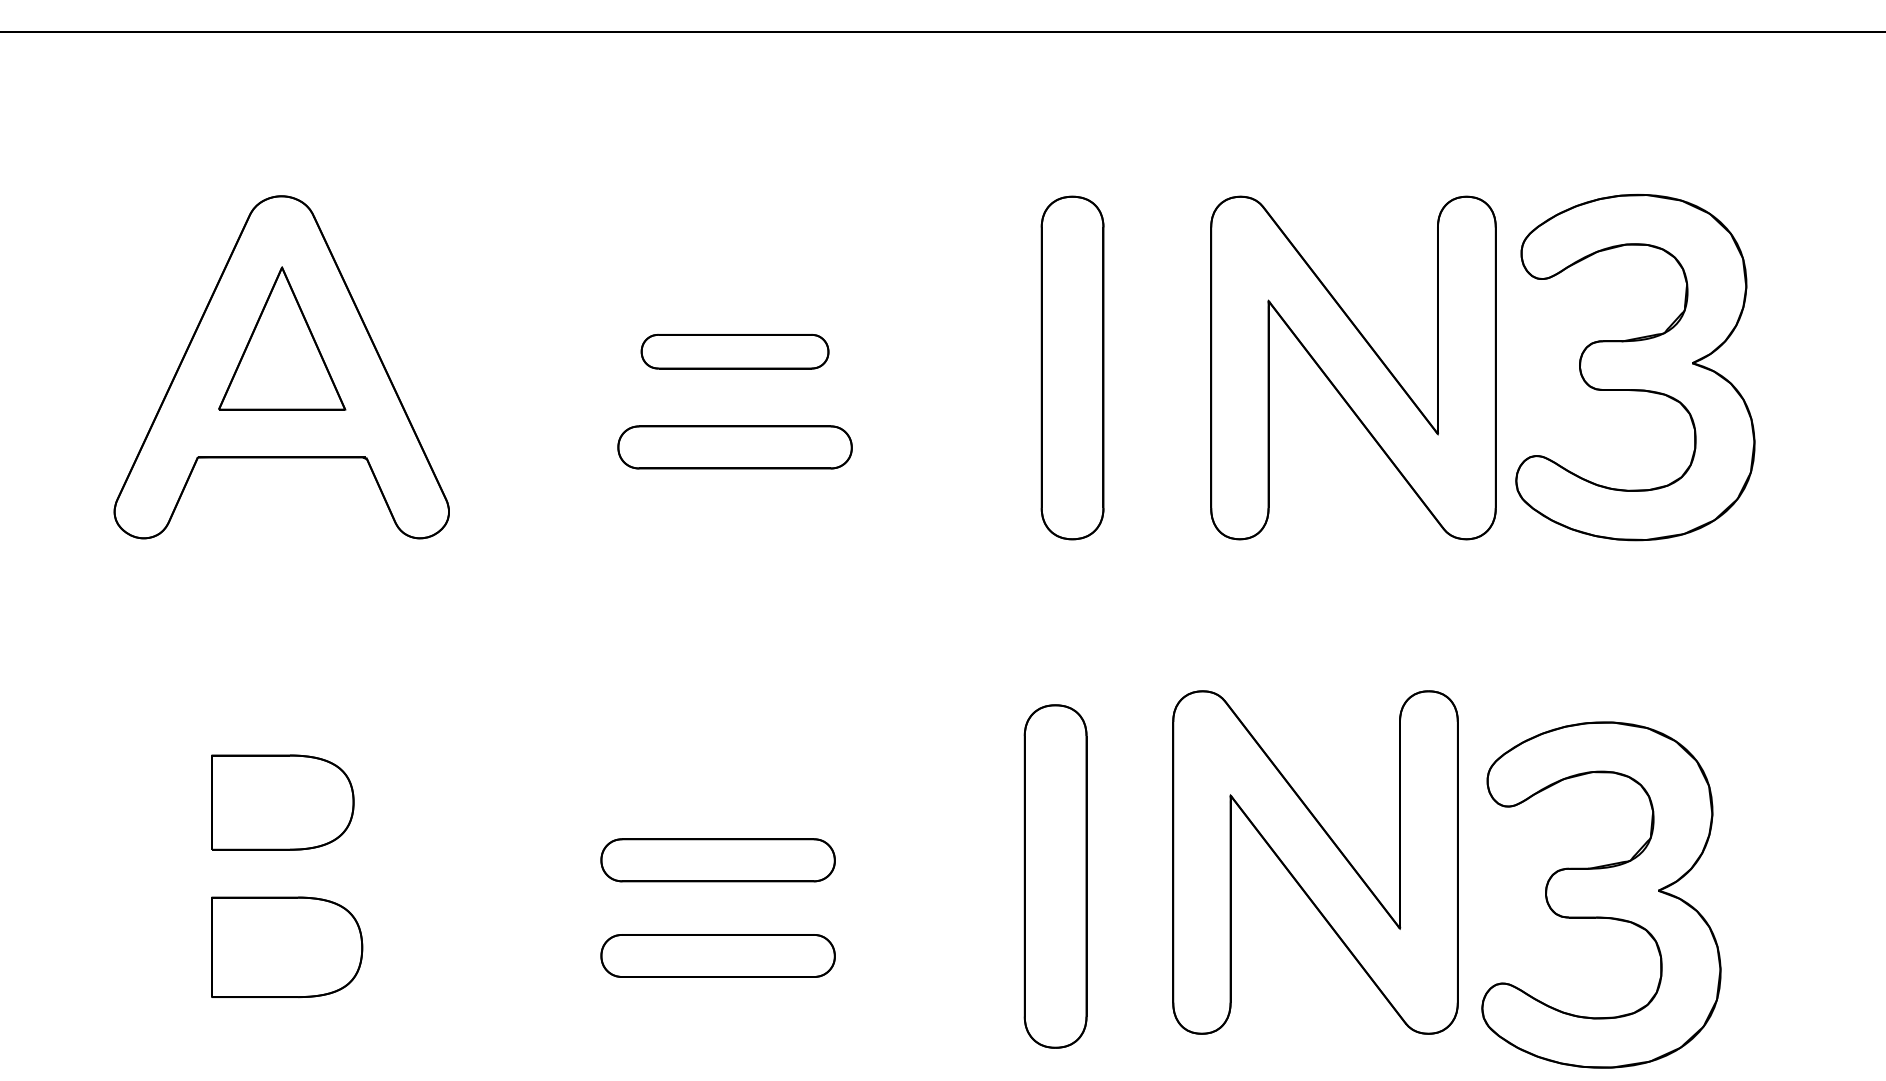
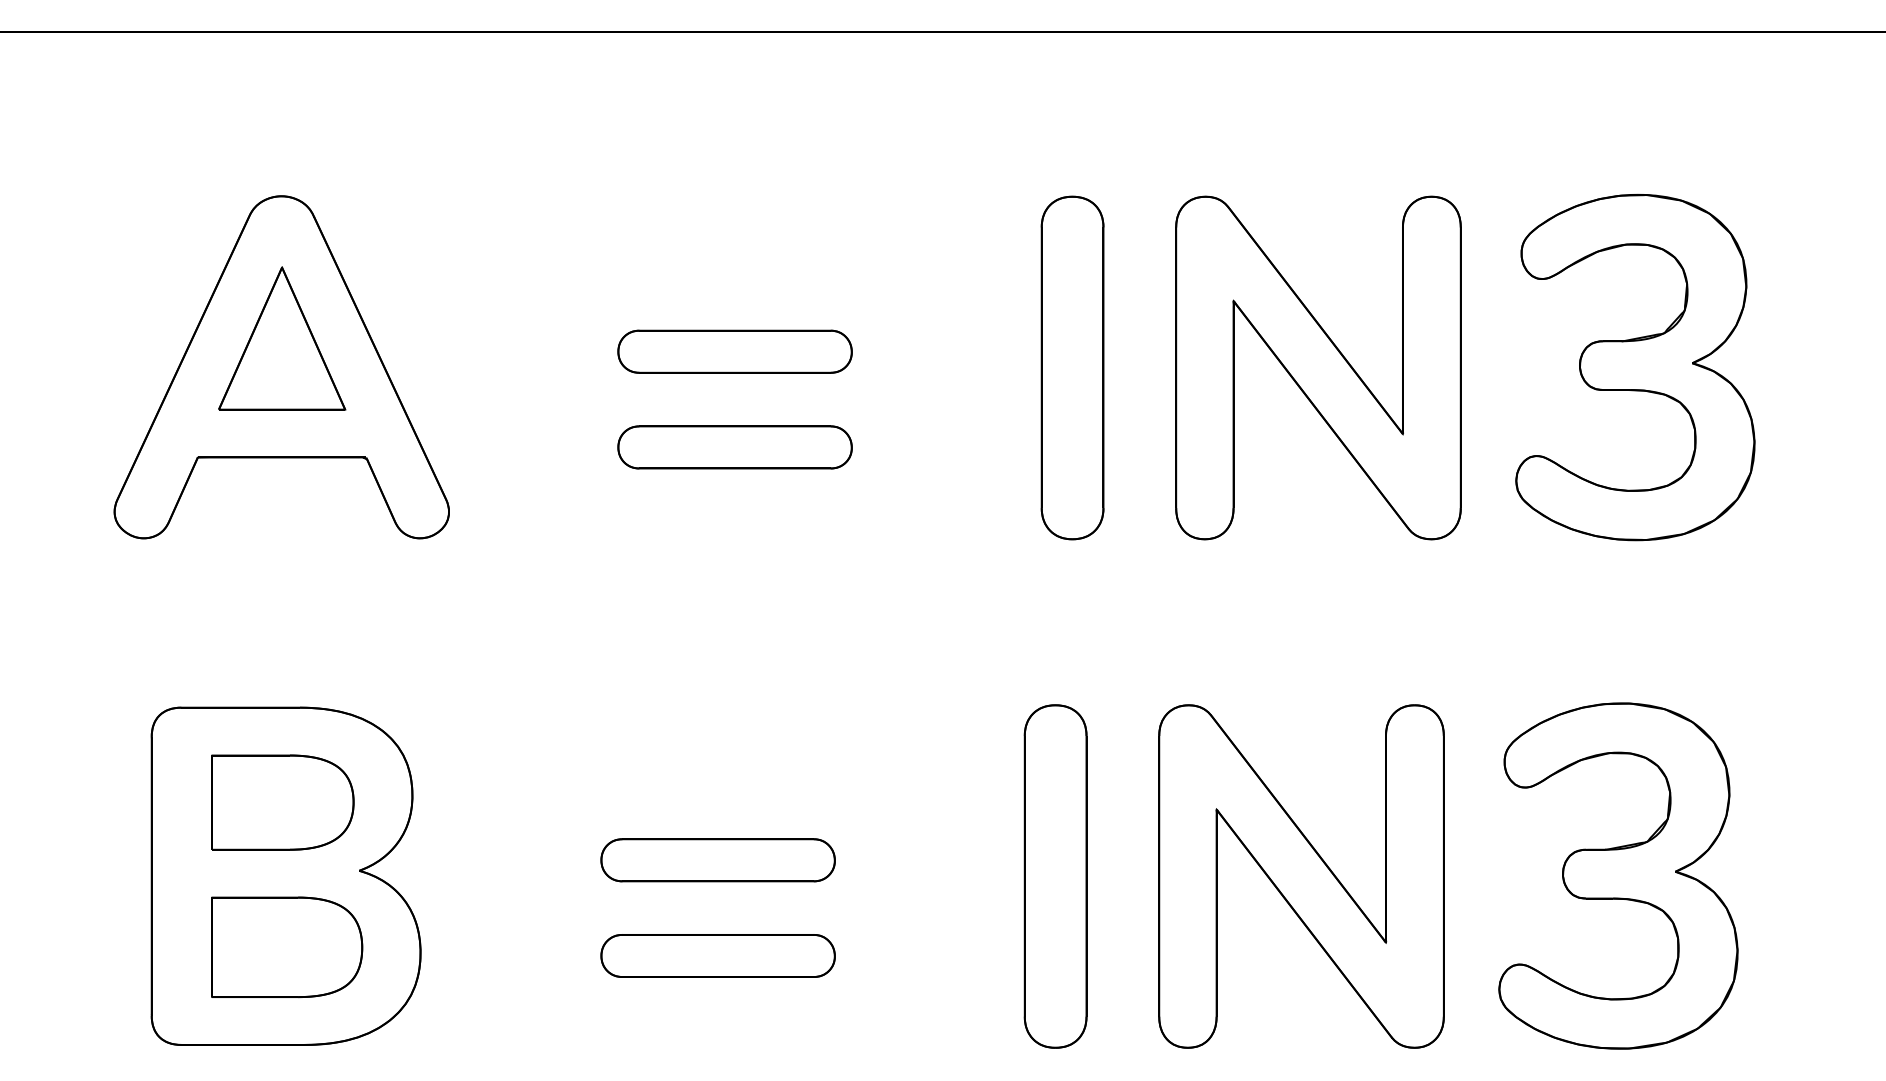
part size: 190x36 px -> 236x45 px (734, 351)
part position: (1353, 367) -> (1318, 367) (1318, 367)
part position: (1315, 862) -> (1301, 876) (1301, 876)
part: none -> present (285, 875)
part position: (1601, 894) -> (1618, 875) (1618, 875)
